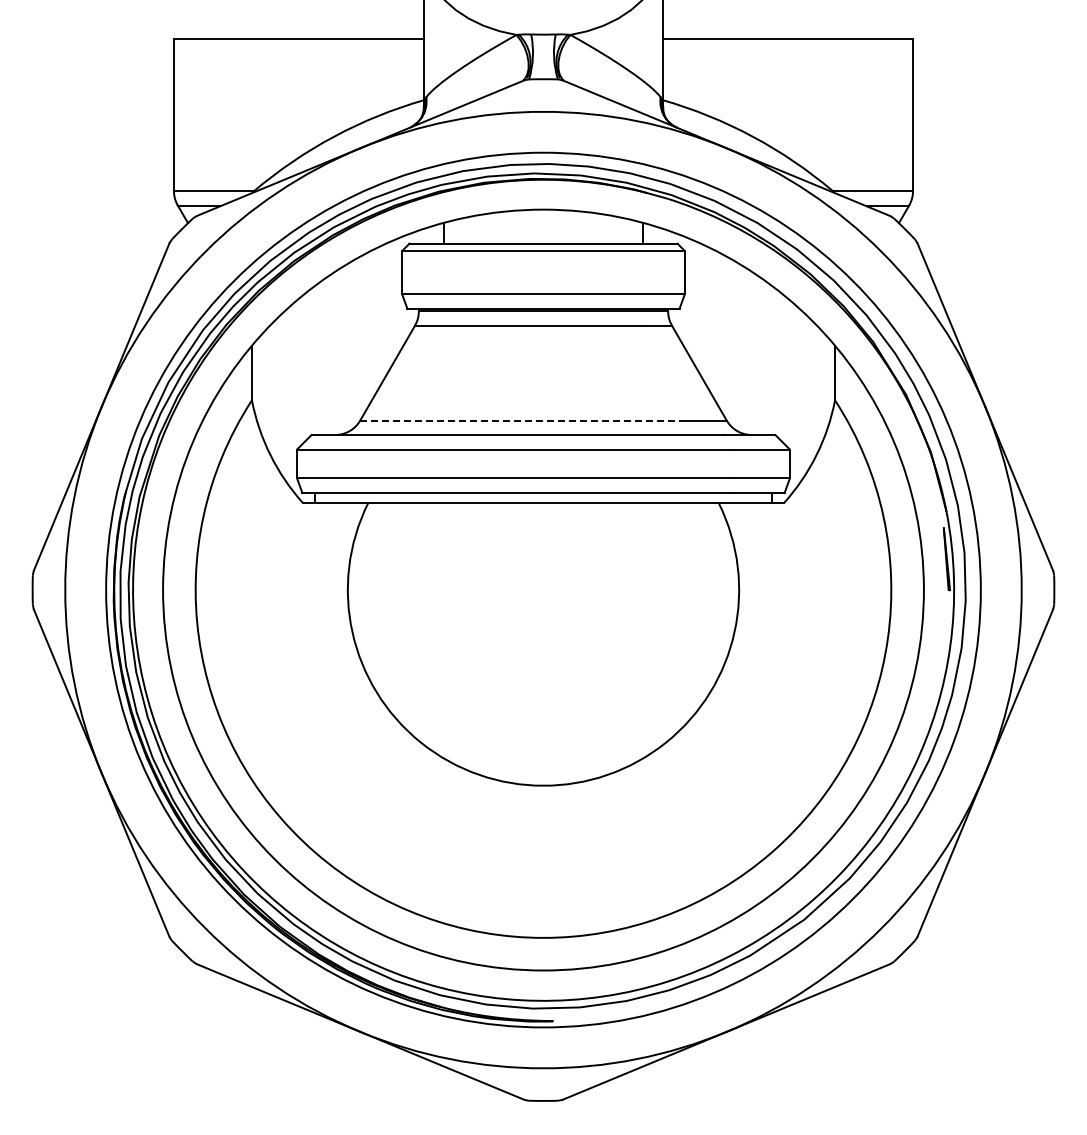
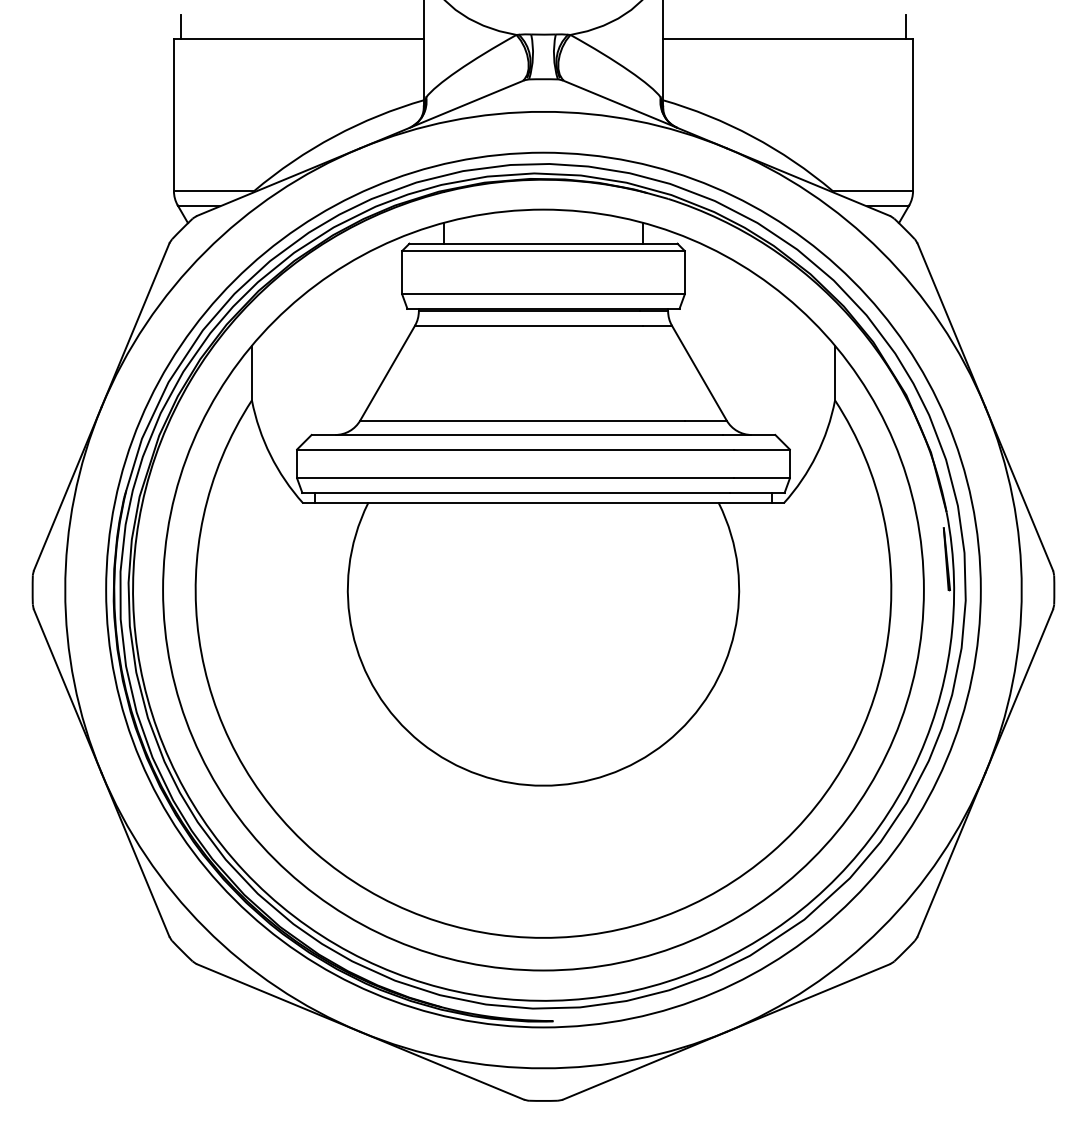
line: none -> present (181, 26)
line: none -> present (905, 26)
line: dashed -> solid (523, 420)
